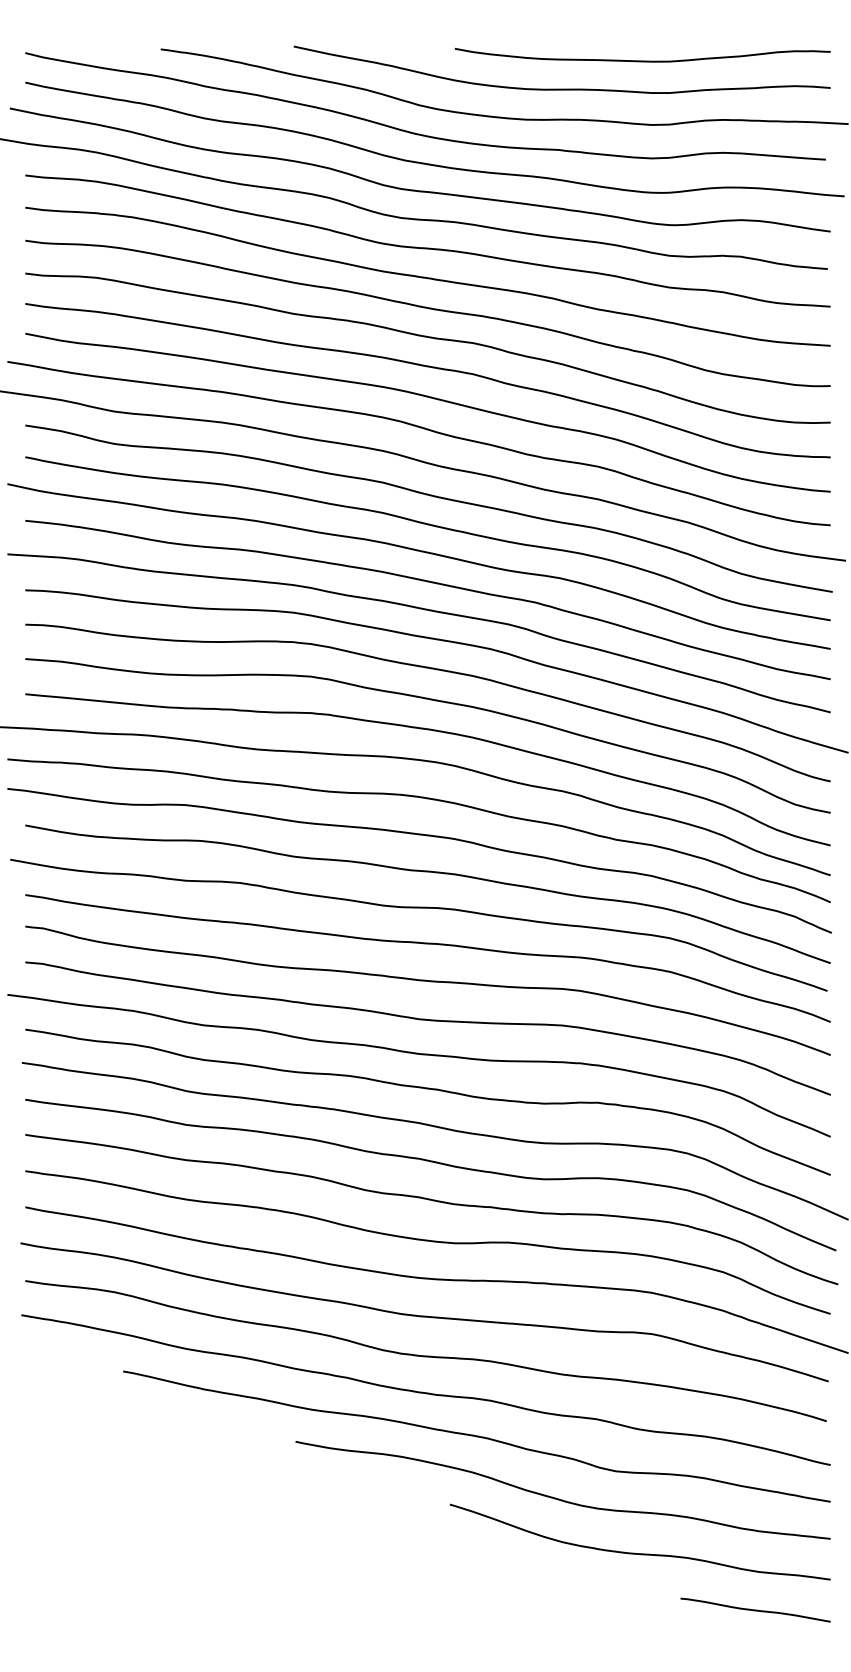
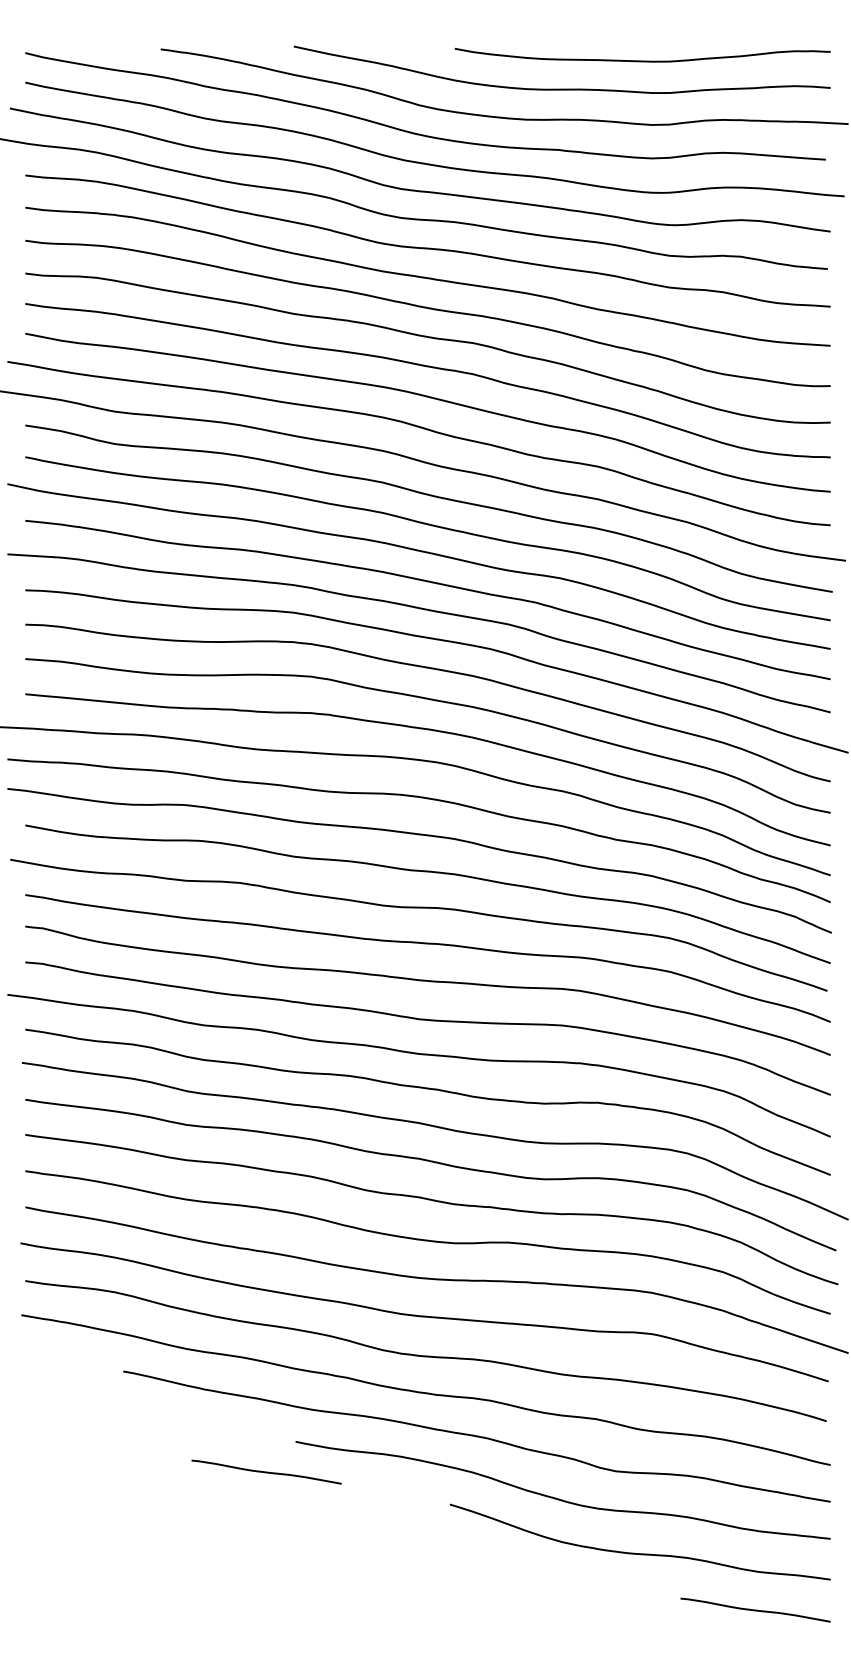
curve: none -> present (266, 1471)
